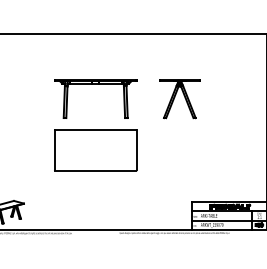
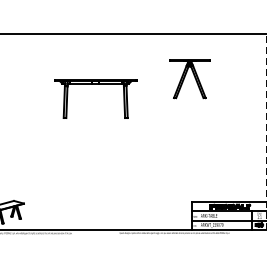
part position: (179, 99) -> (189, 79) (189, 79)
line: solid -> dashed (266, 132)
part: present -> none (95, 150)
